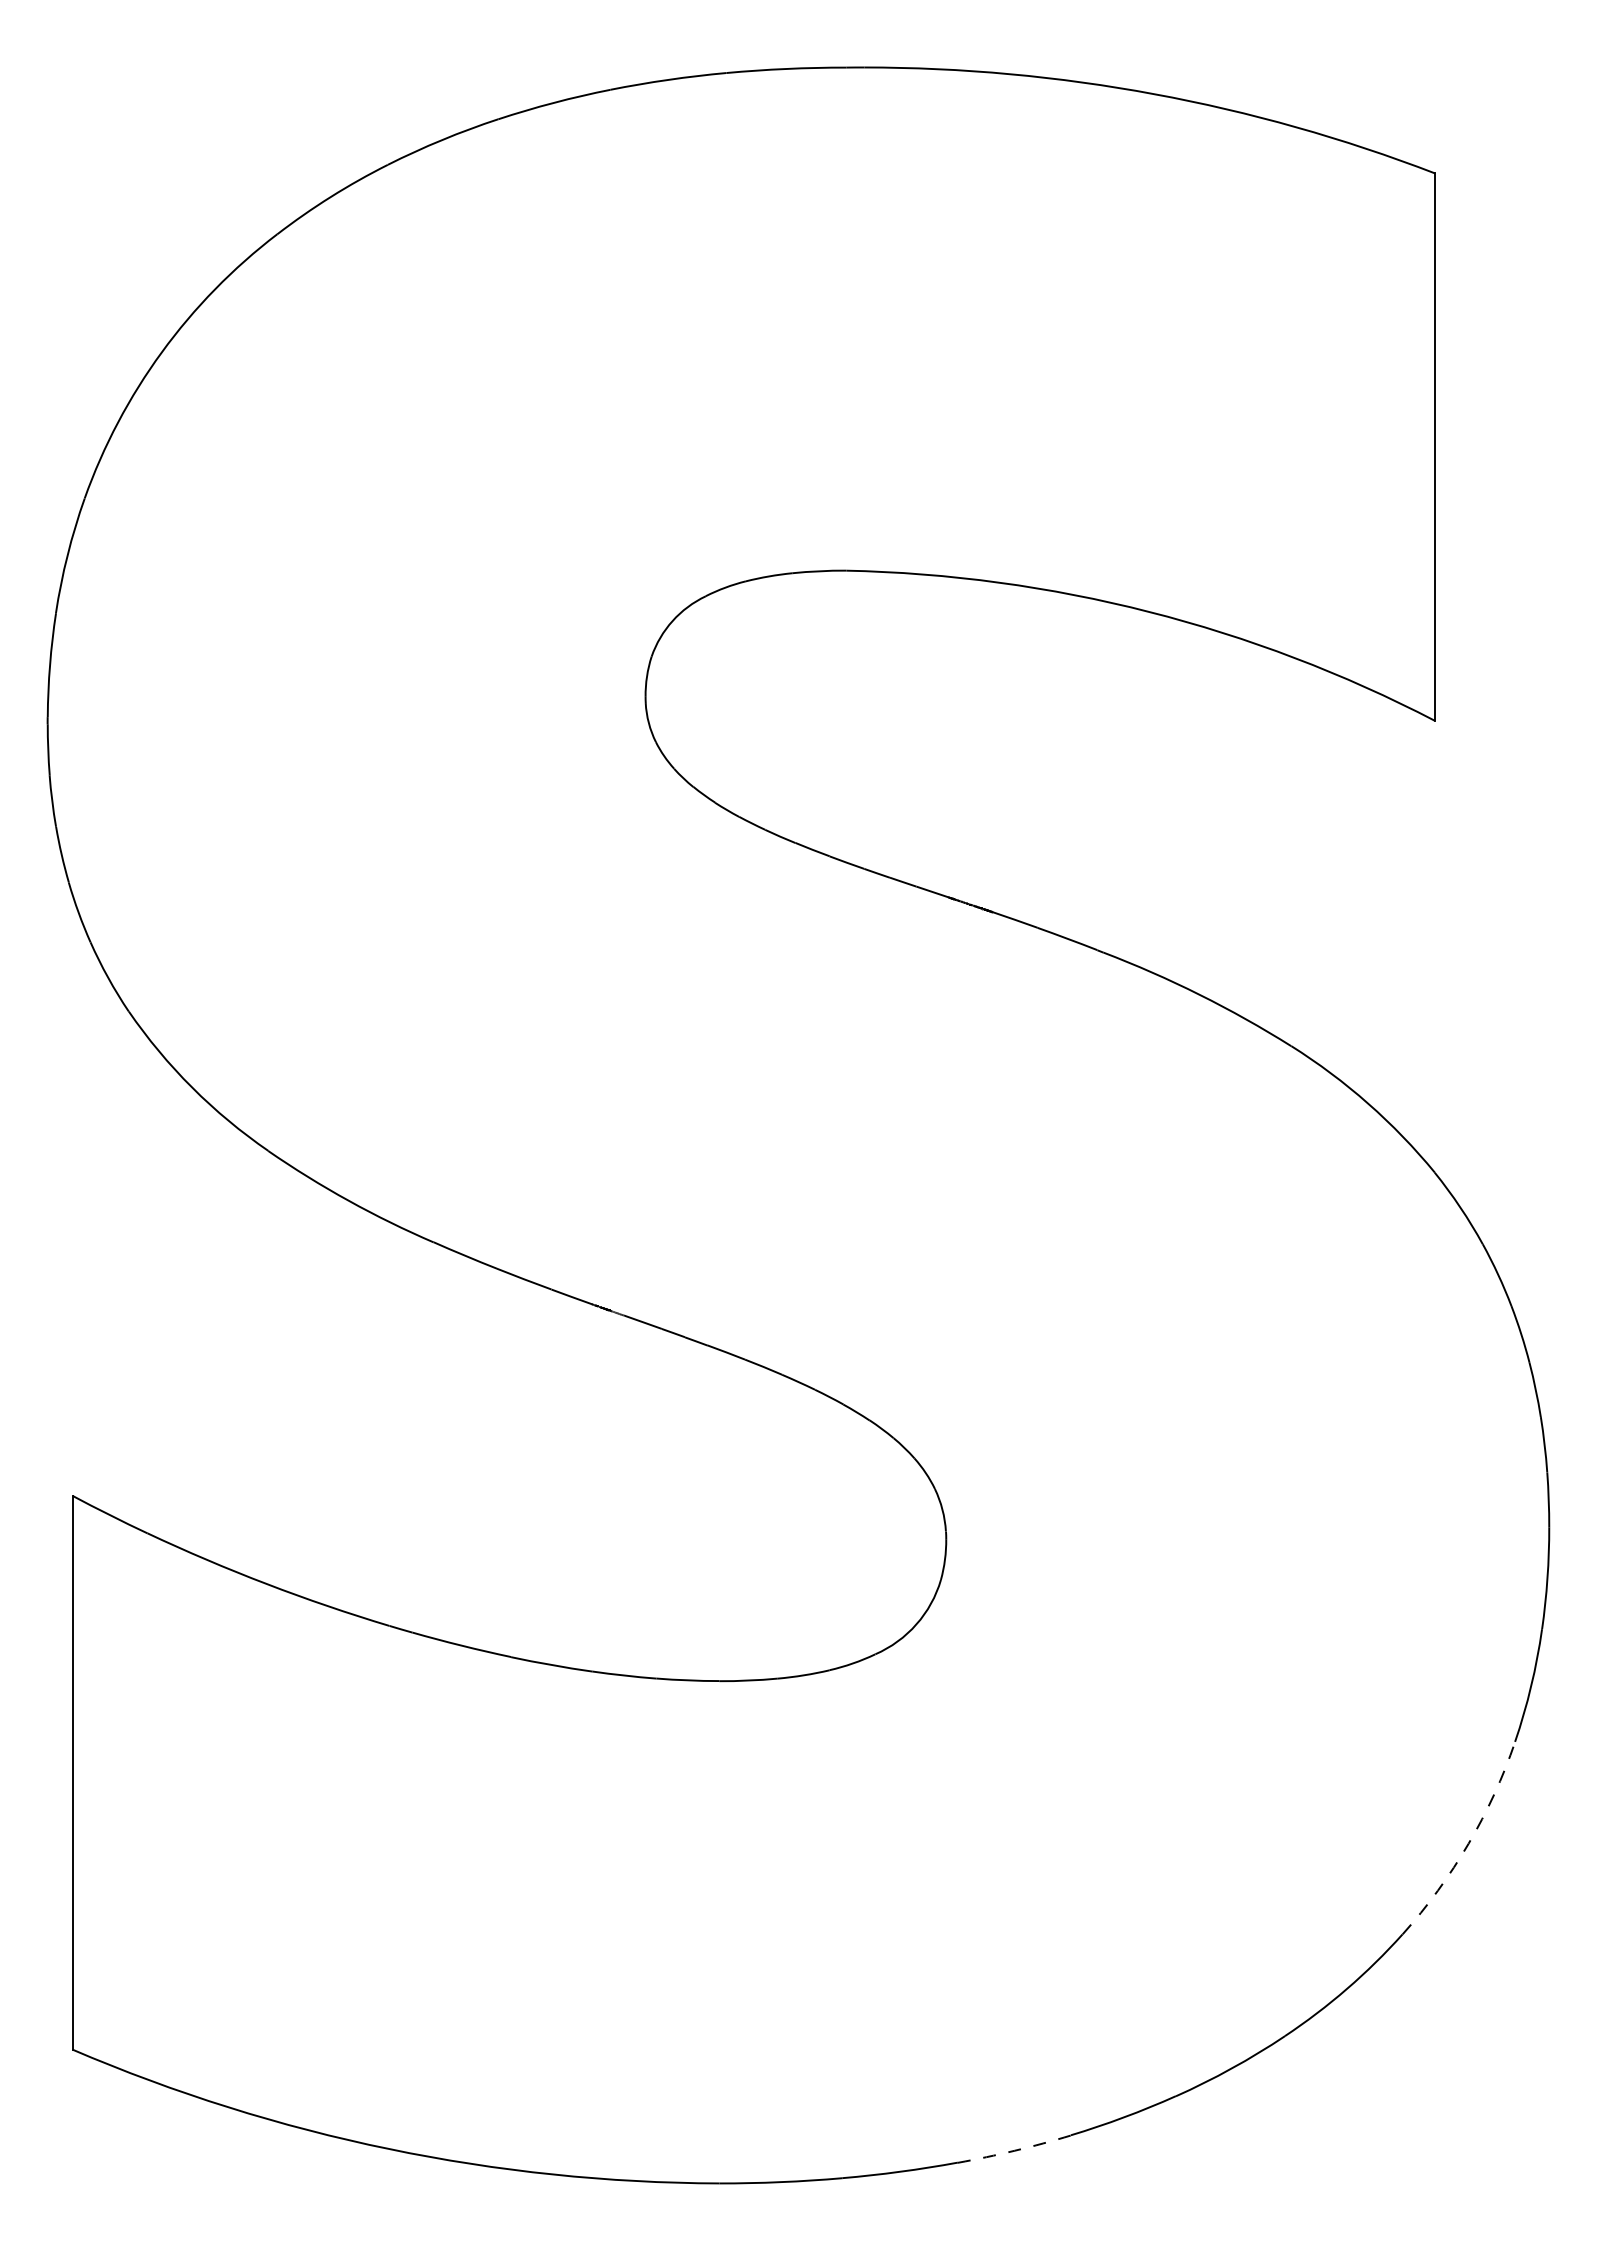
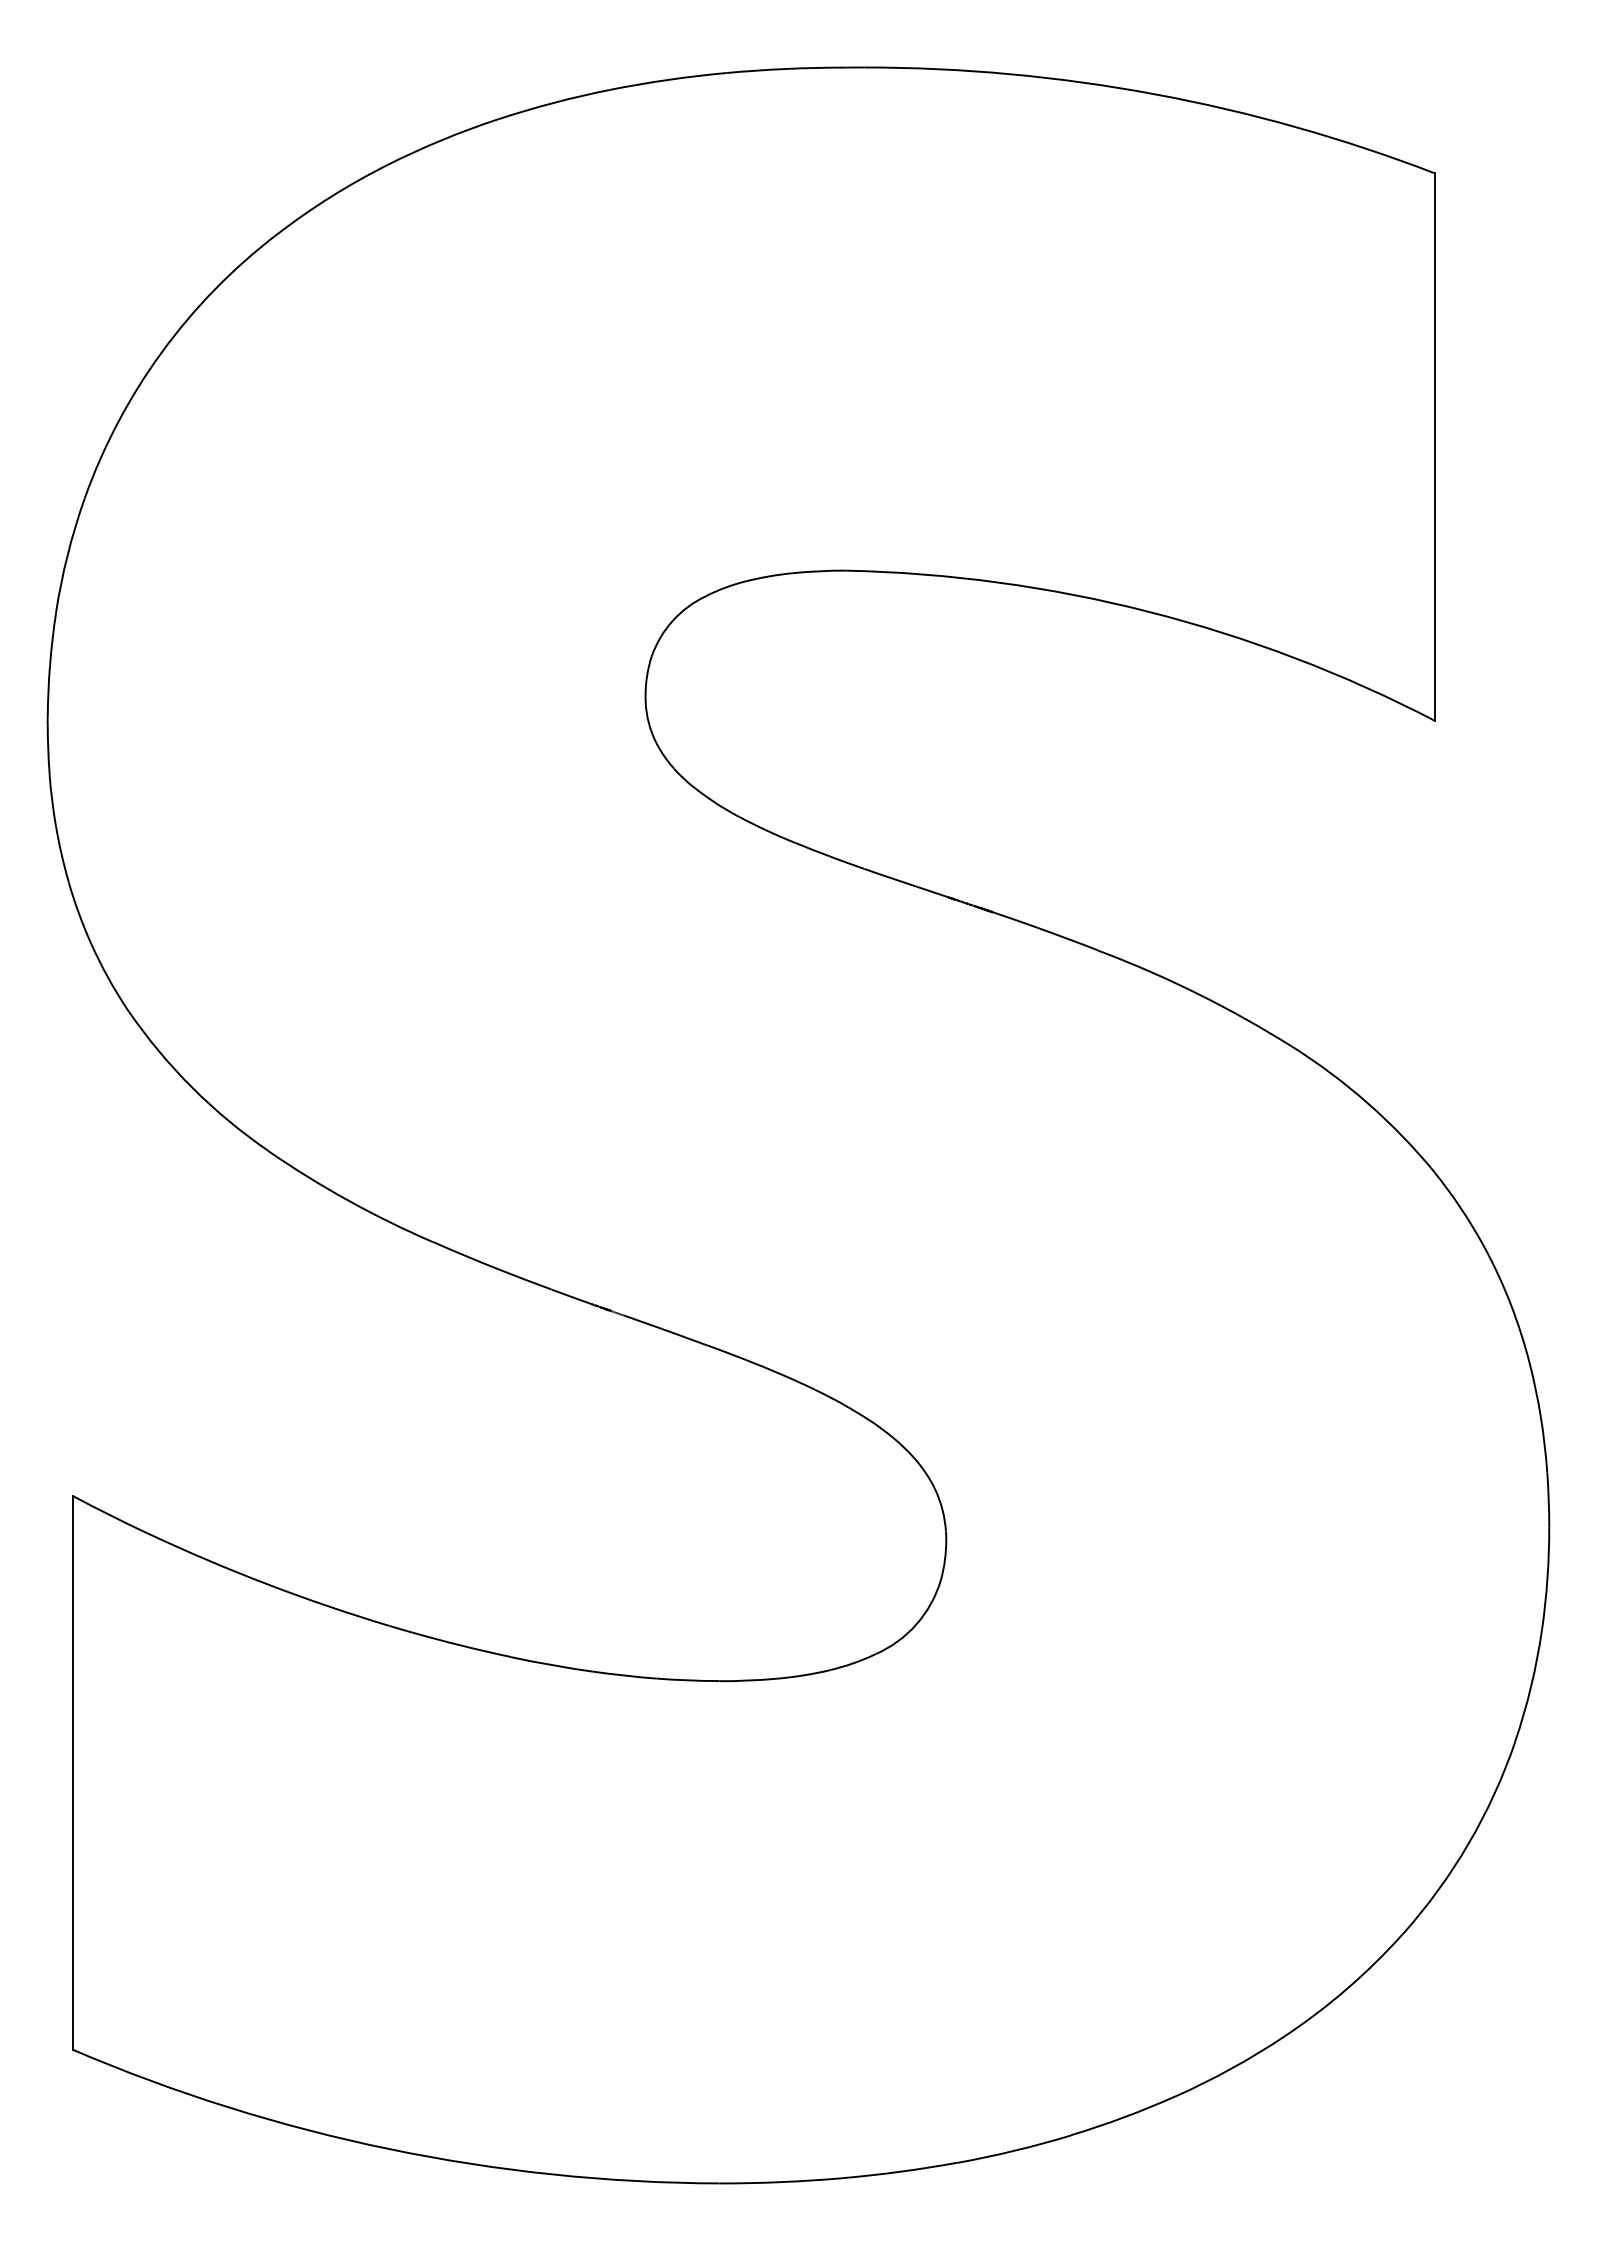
arc: dashed -> solid (1468, 1843)
arc: dashed -> solid (1014, 2150)
